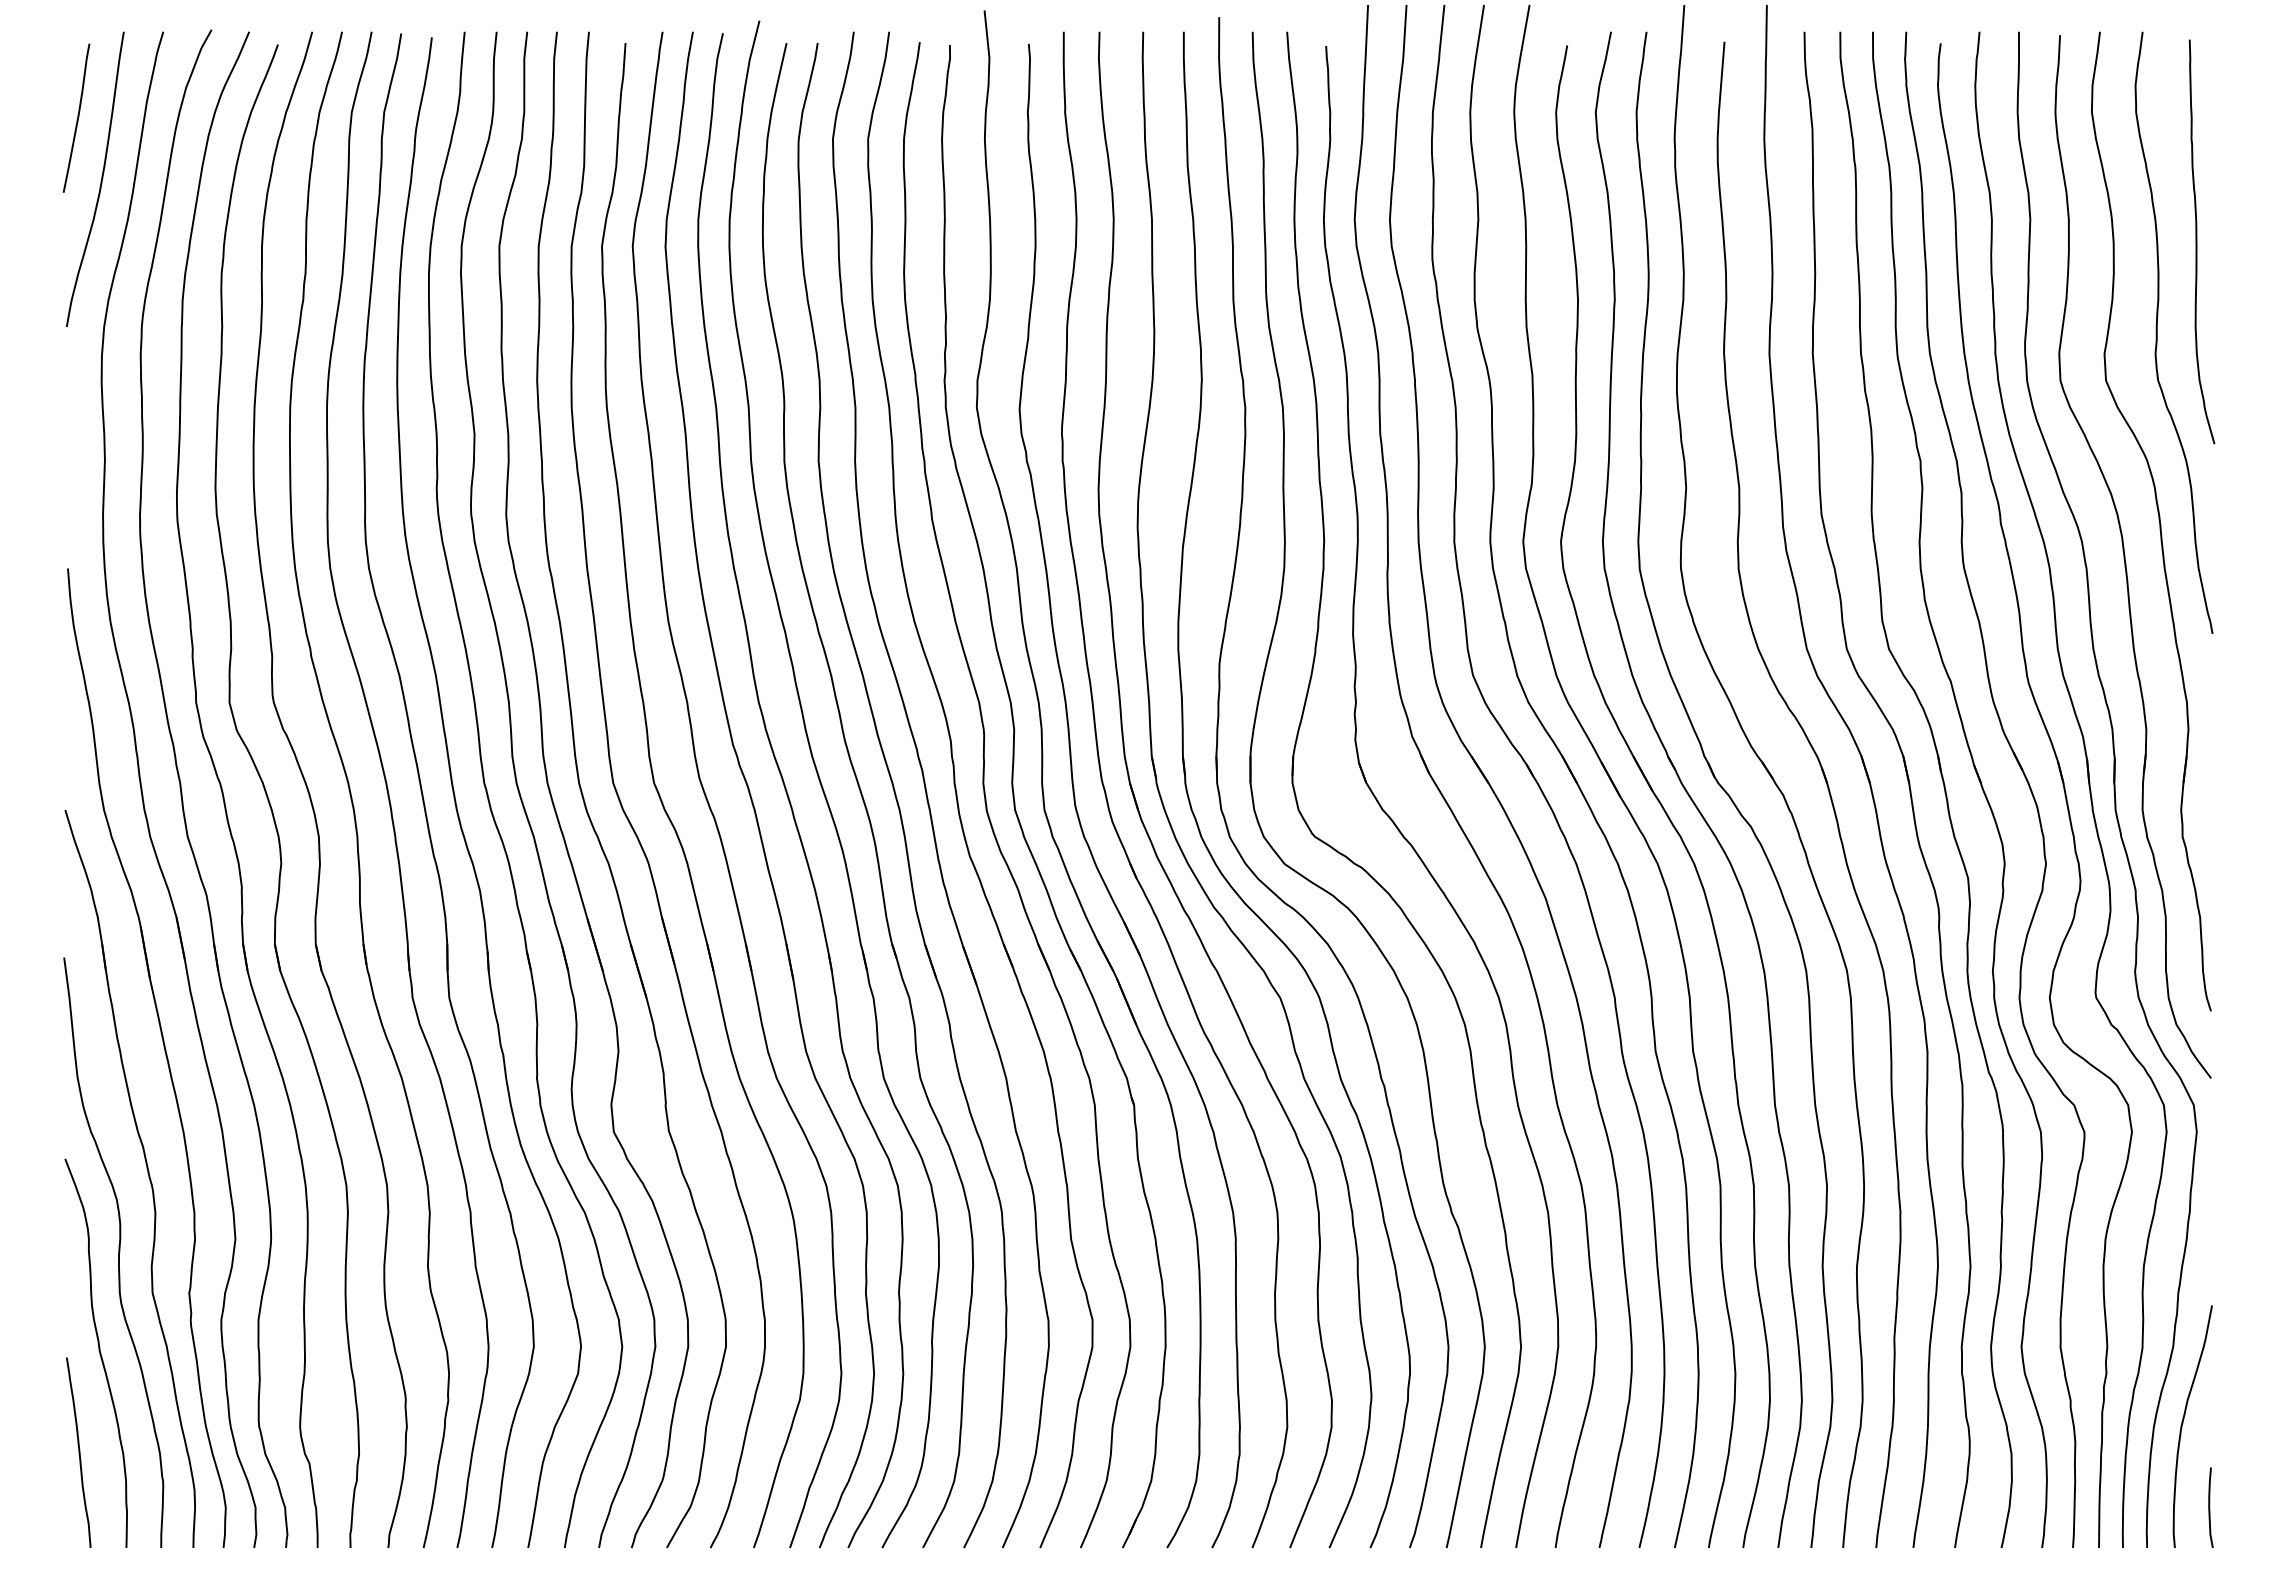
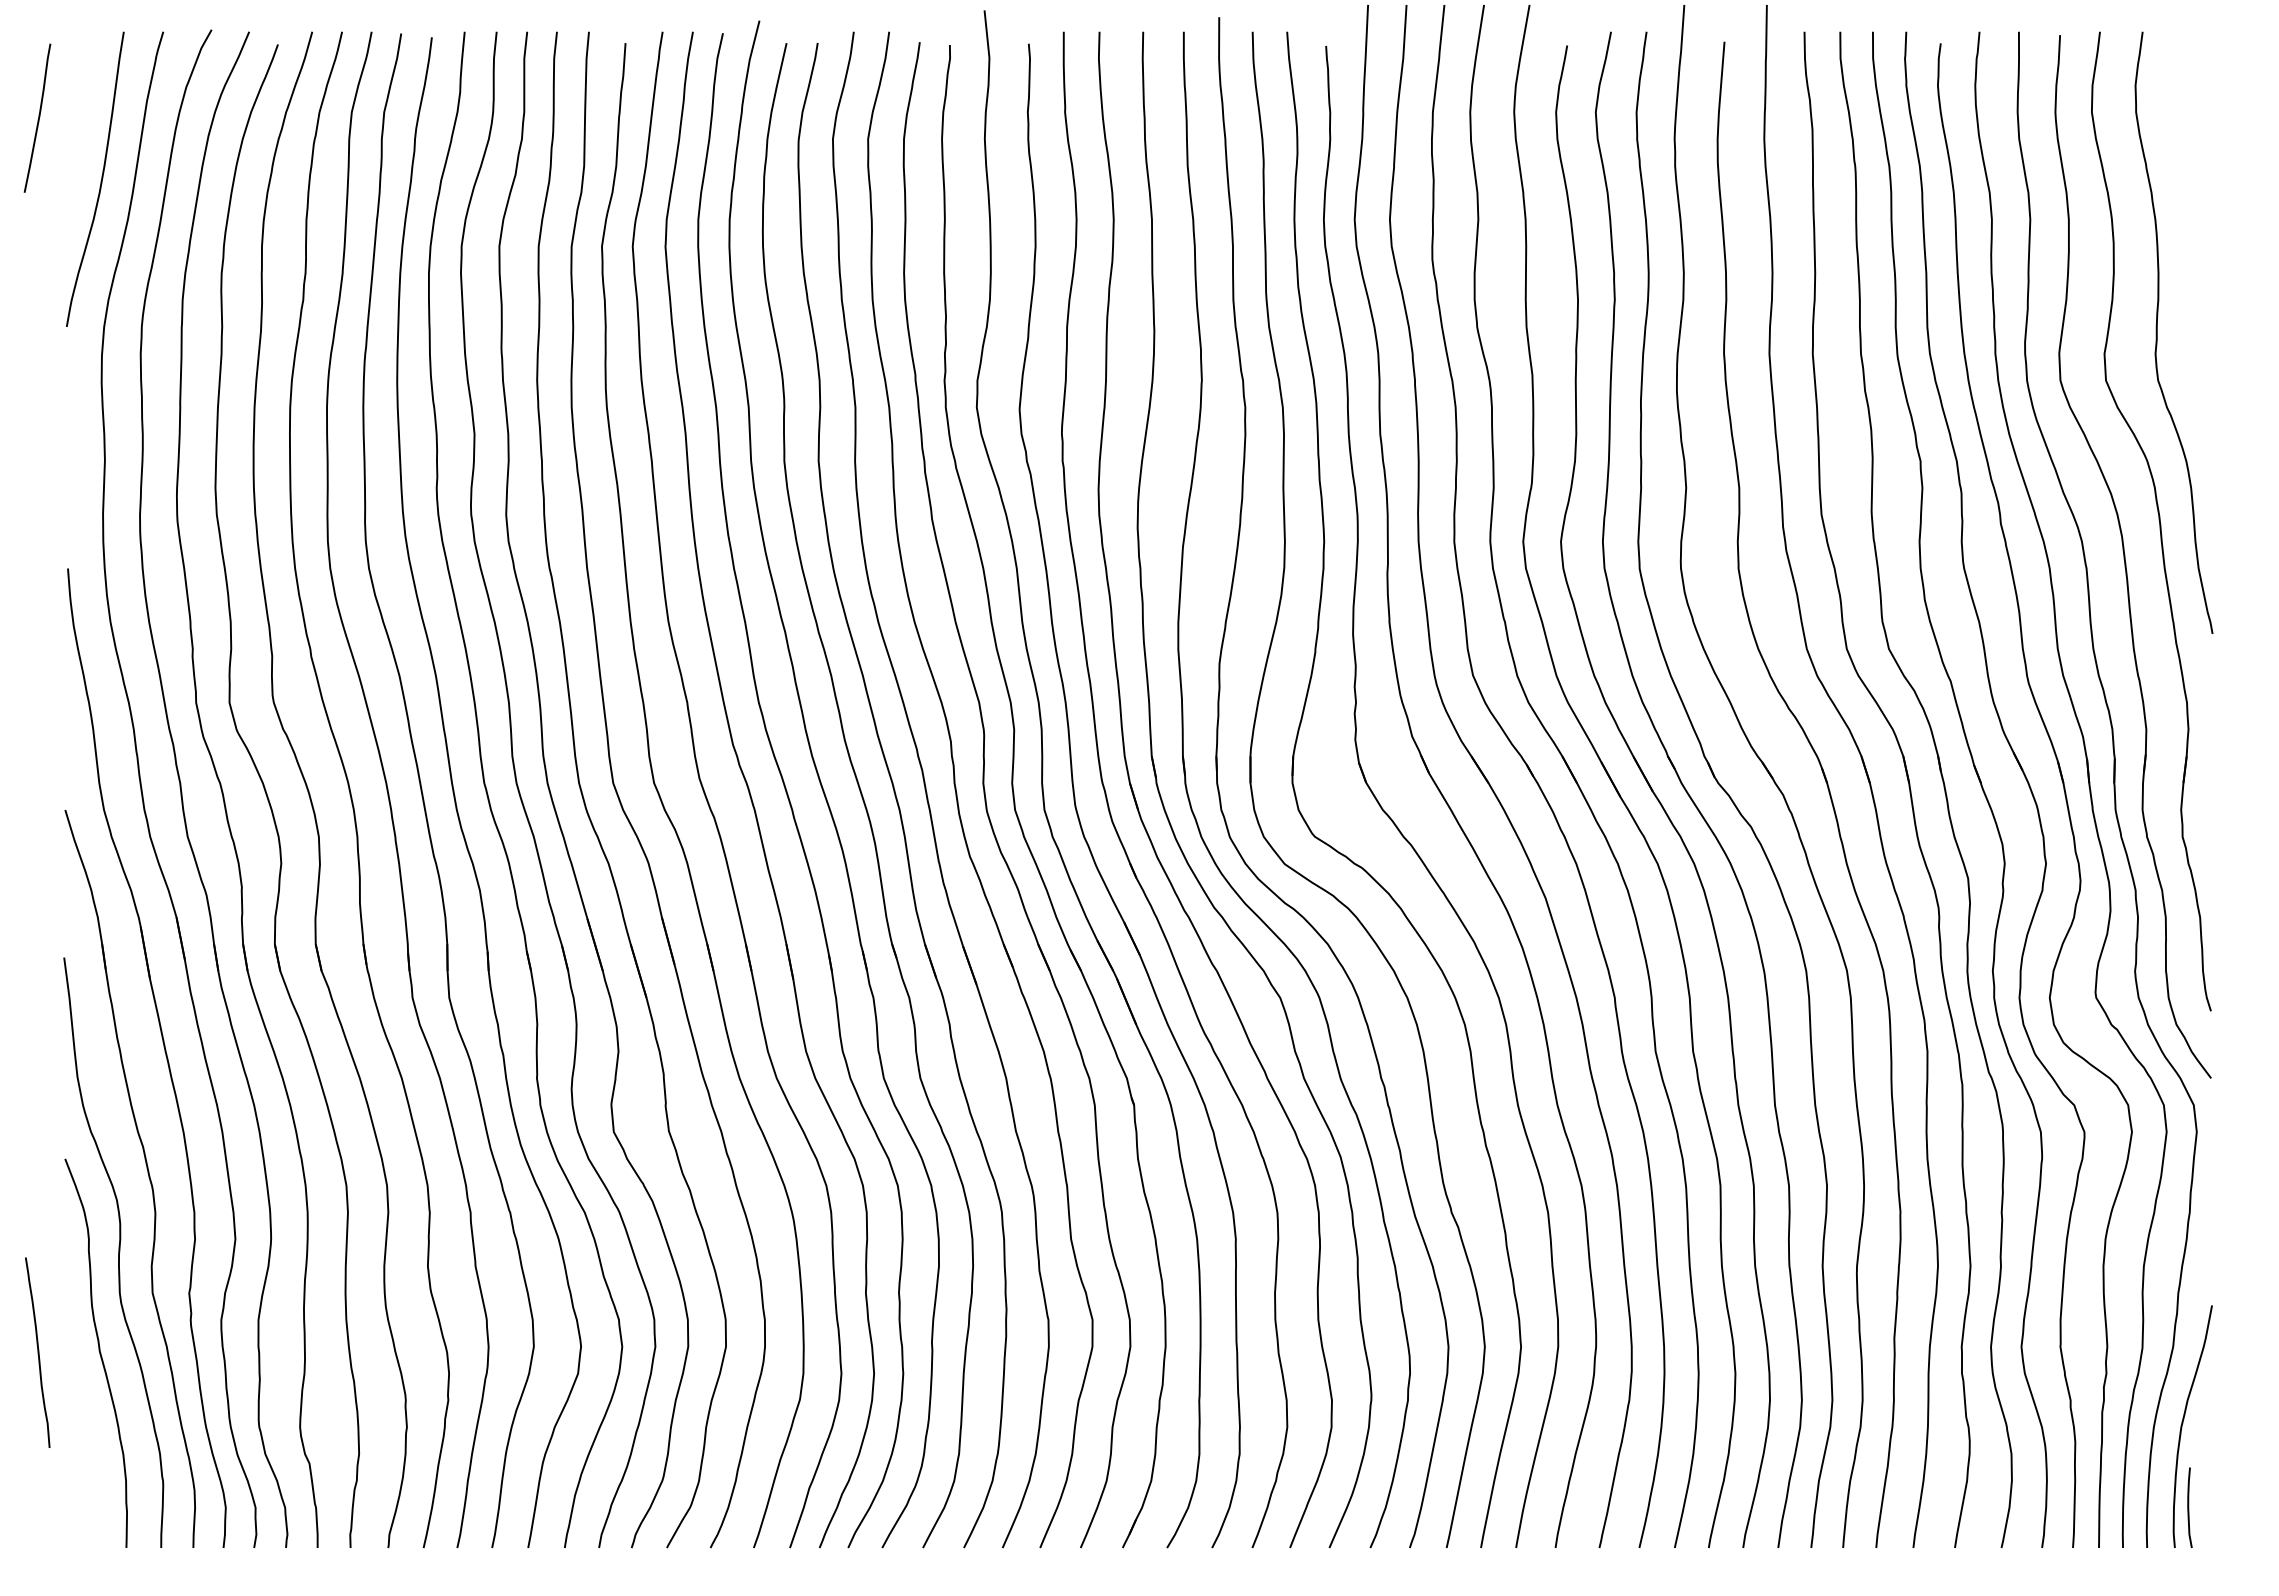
curve position: (77, 117) -> (38, 117) (38, 117)
curve: present -> none (2197, 241)
curve position: (78, 1452) -> (37, 1352) (37, 1352)
curve position: (2210, 1507) -> (2189, 1507) (2189, 1507)
